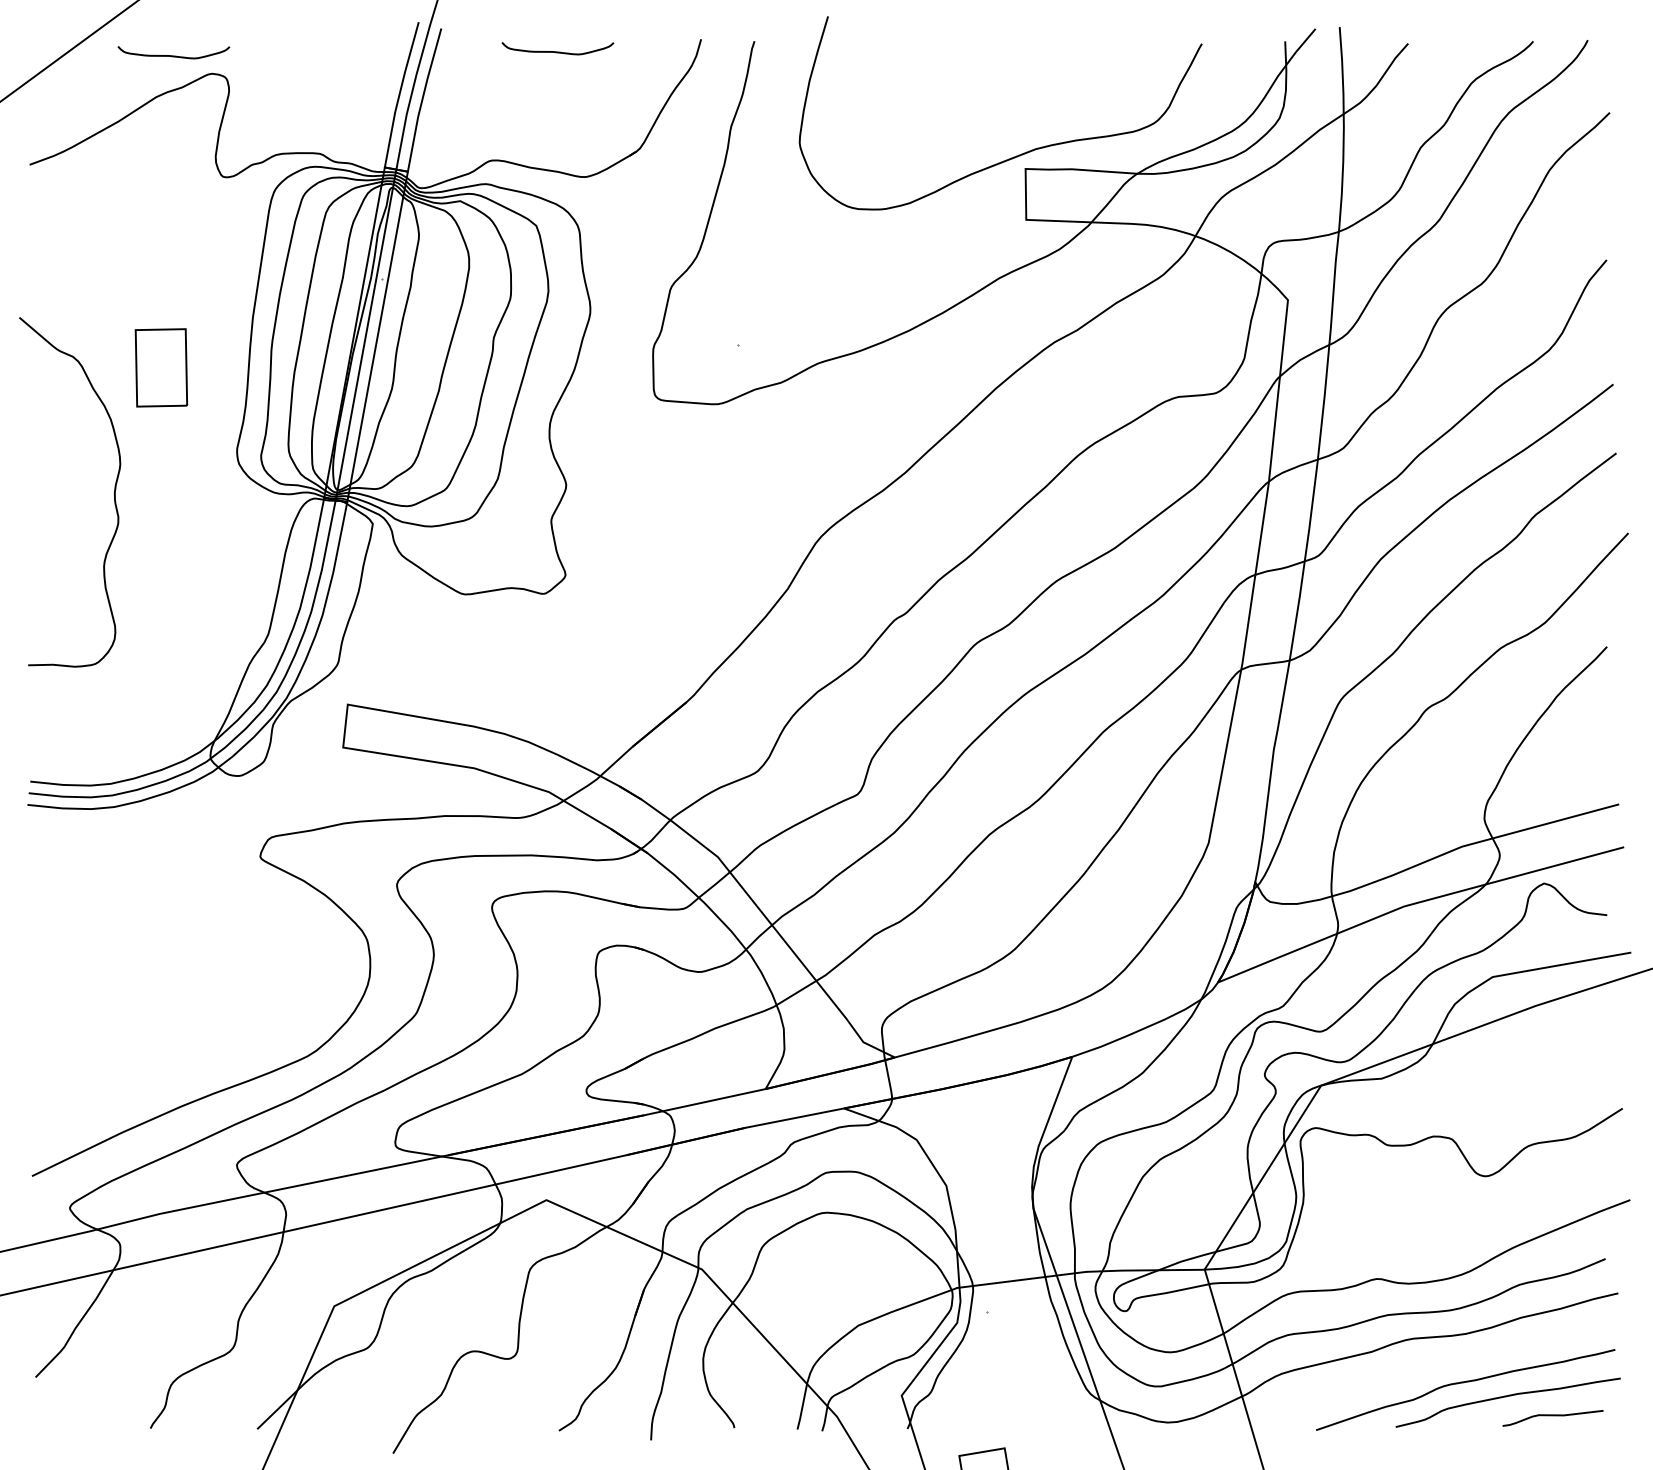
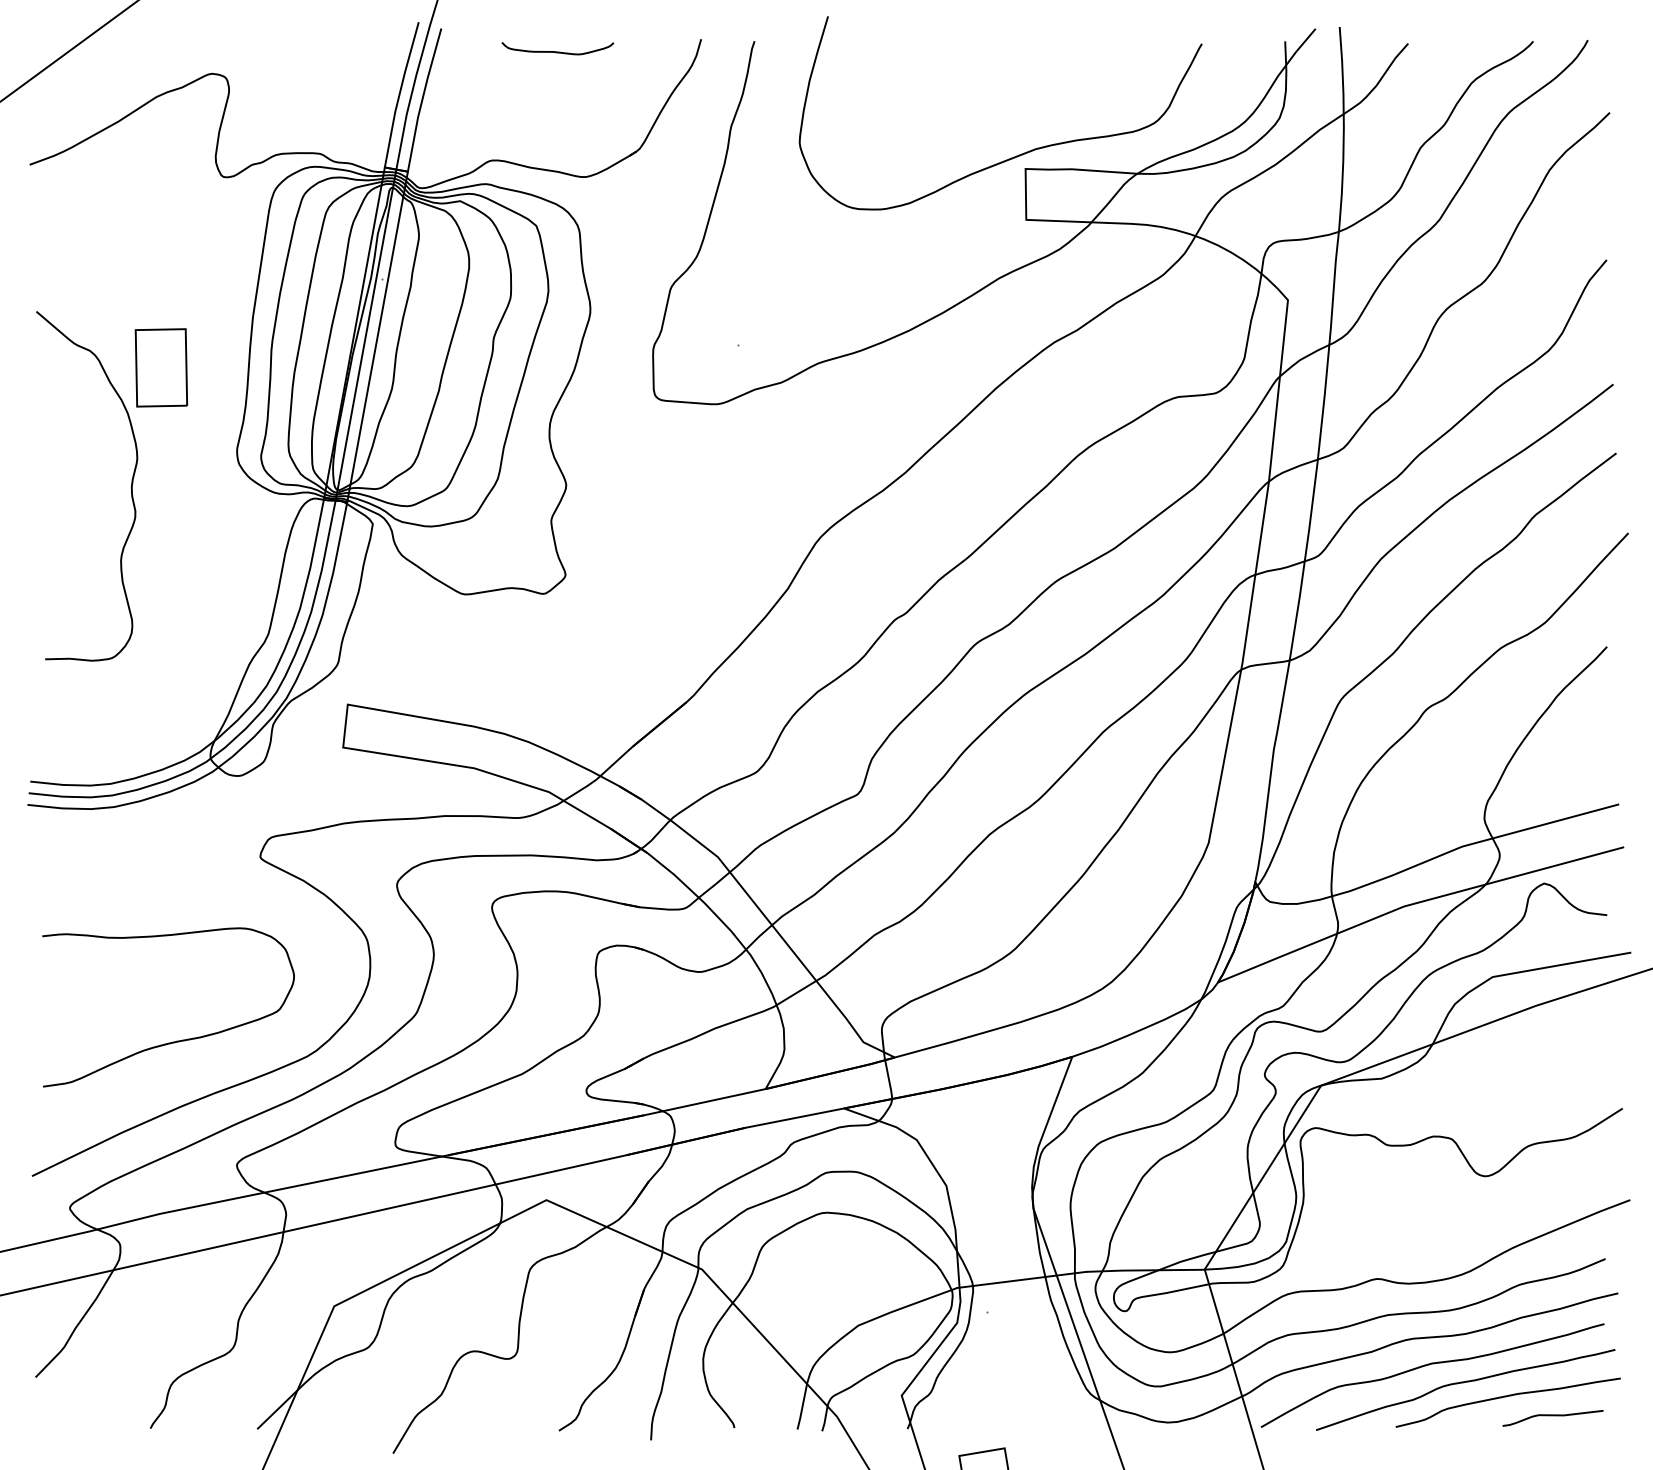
curve: present -> none (173, 55)
curve position: (114, 492) -> (131, 486) (131, 486)
curve: none -> present (177, 1040)
curve: none -> present (1429, 1365)
